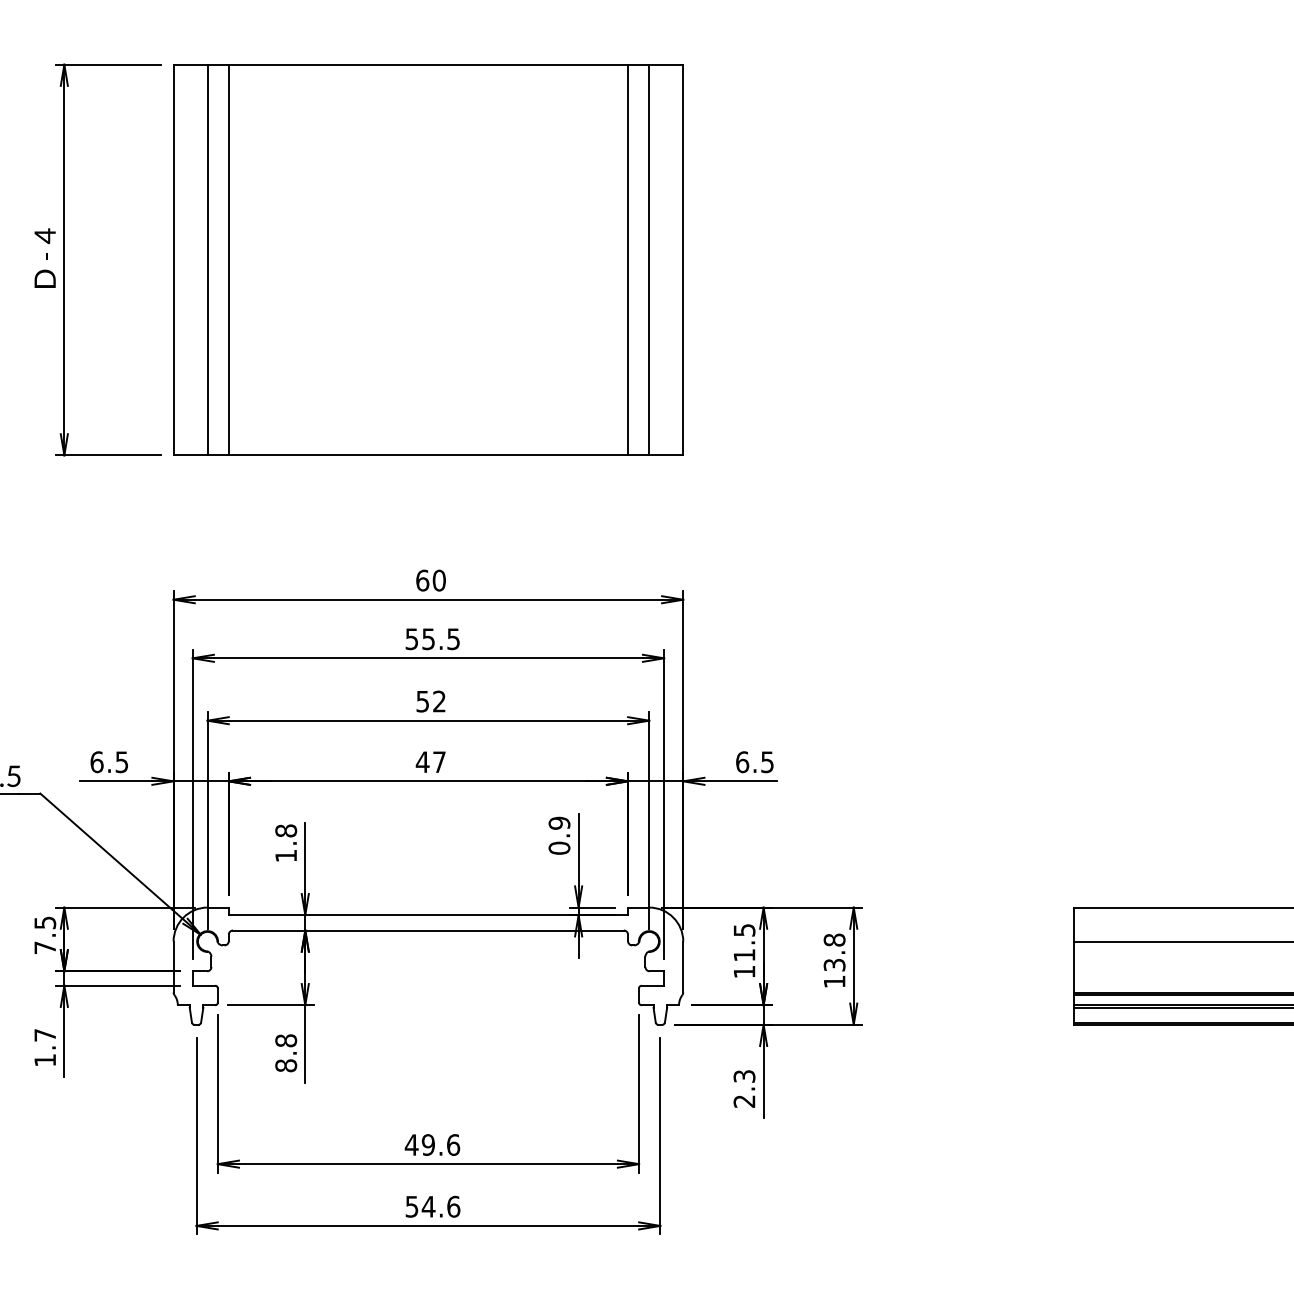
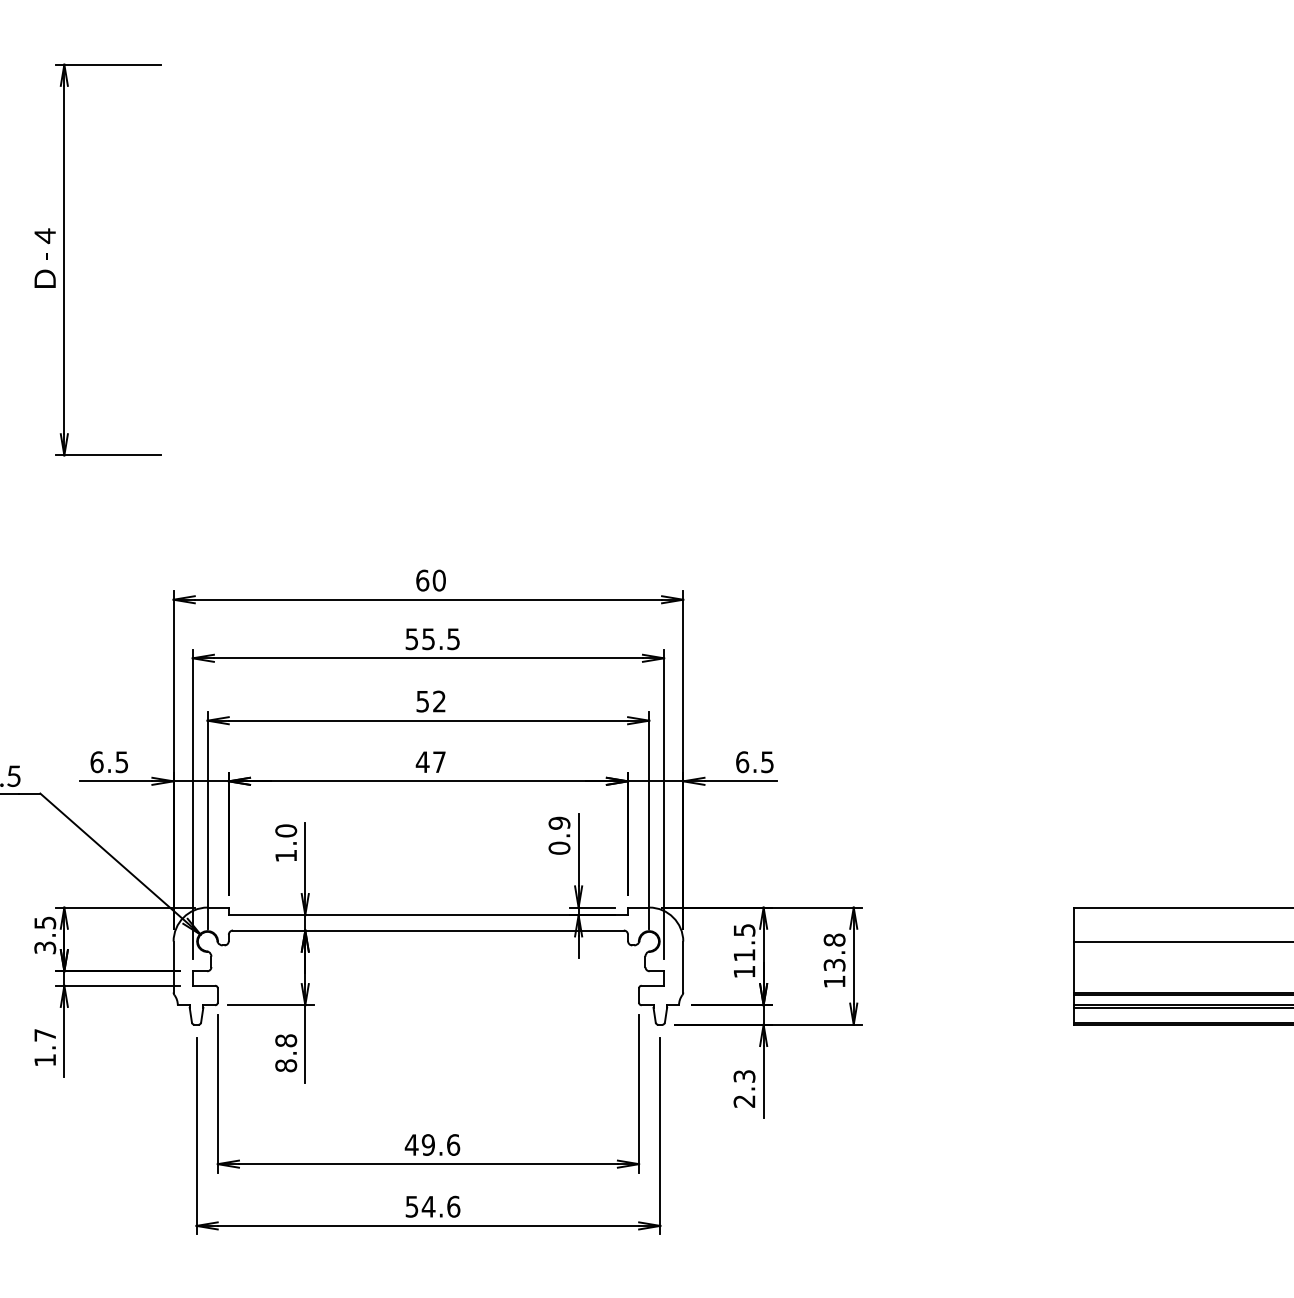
part: present -> none (428, 259)
text: 1.8 -> 1.0 (285, 830)
text: 7.5 -> 3.5 (45, 947)
